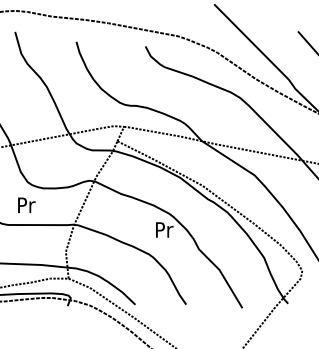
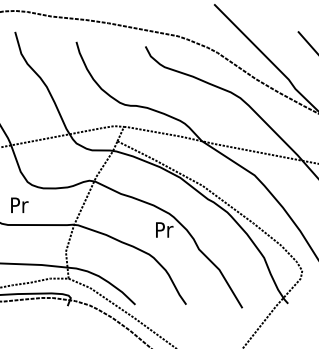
text position: (26, 204) -> (19, 204) (19, 204)
